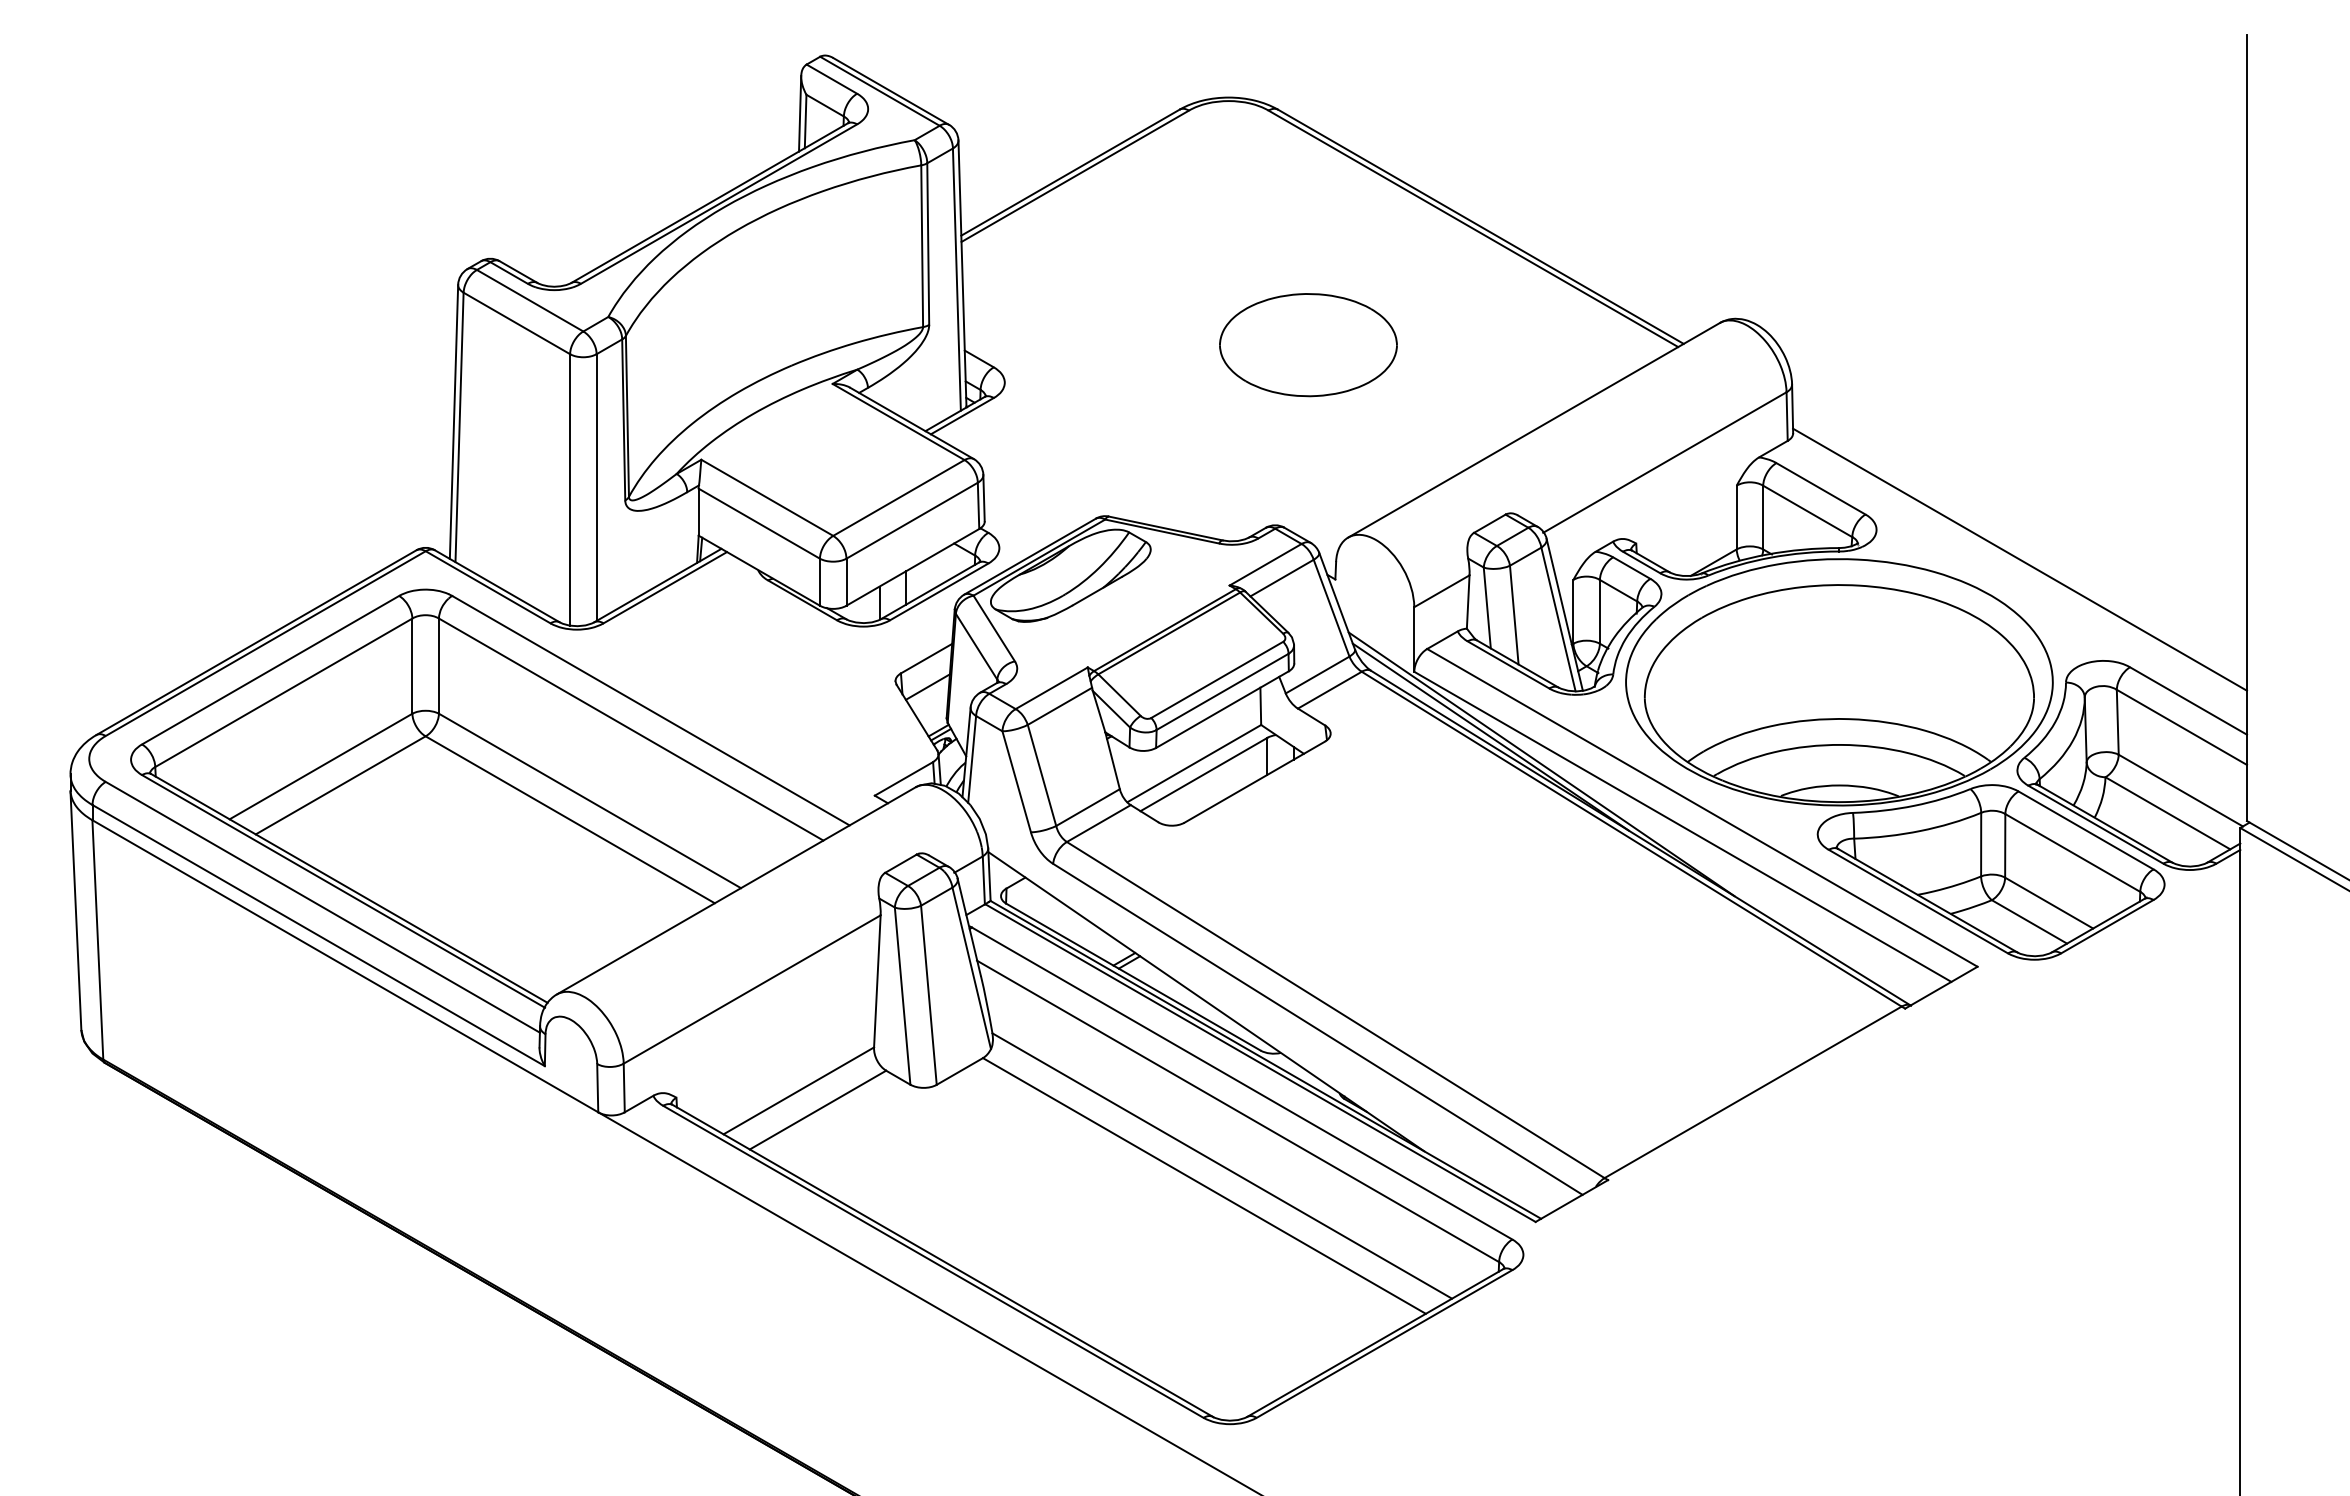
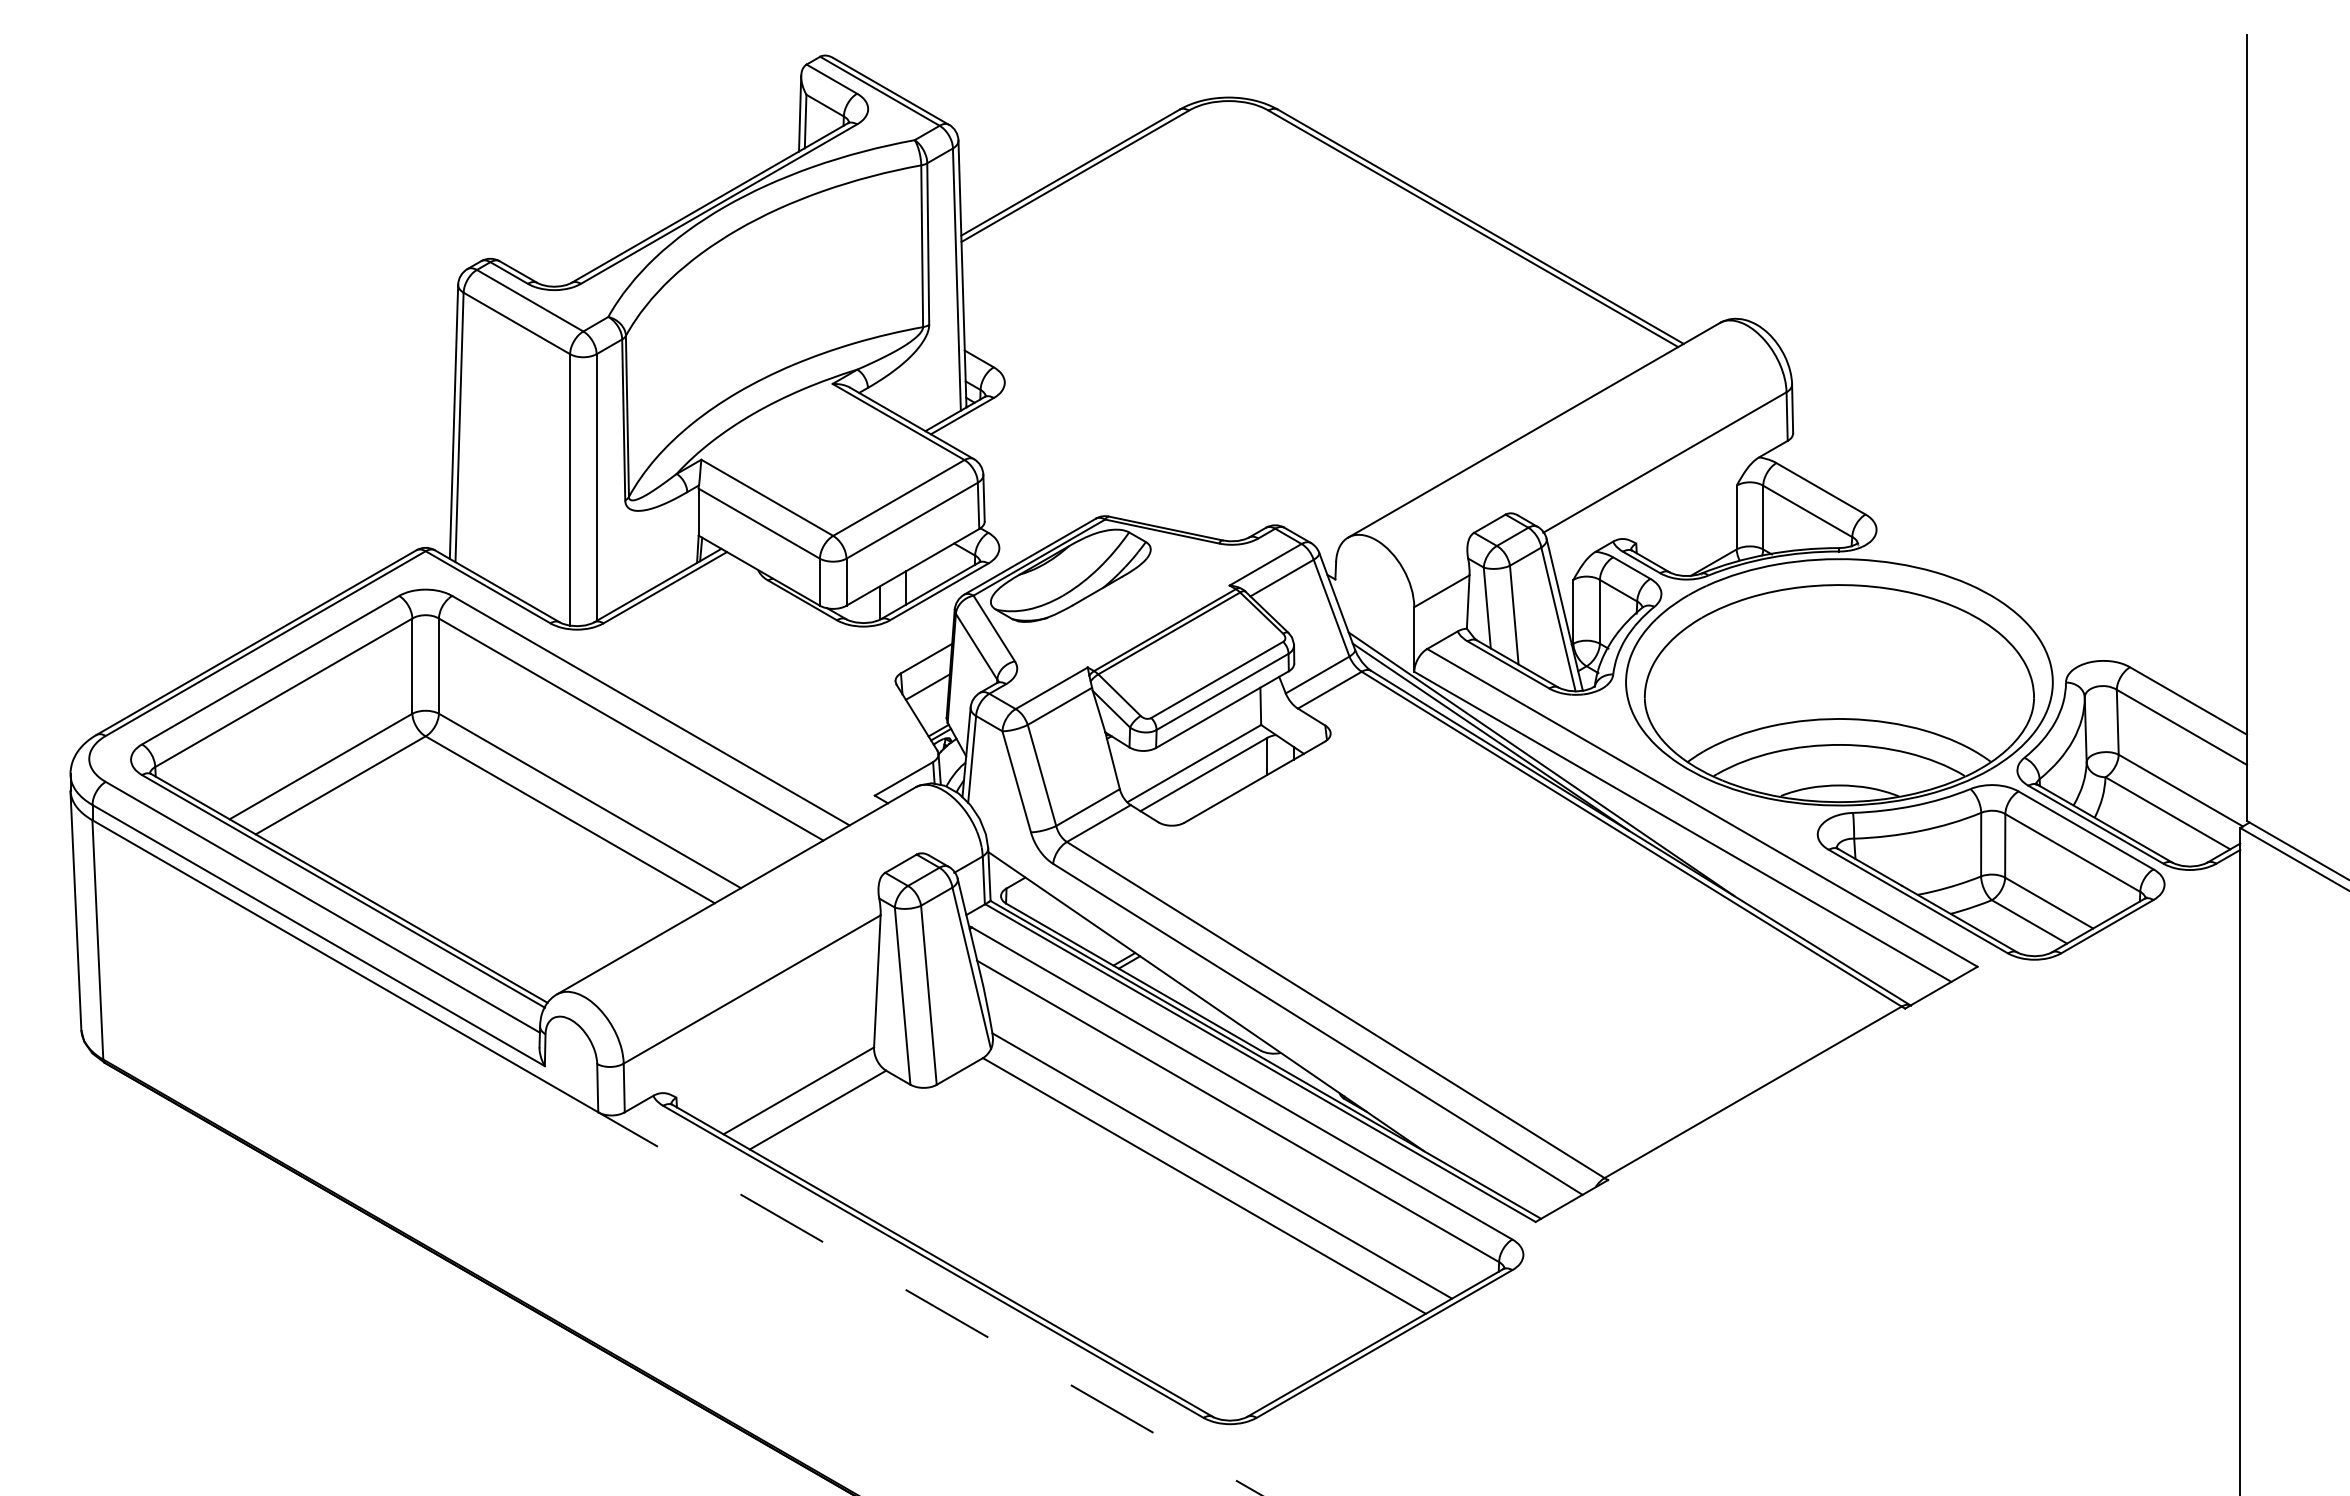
part: present -> none (1308, 345)
line: present -> none (2020, 559)
line: solid -> dashed (929, 1303)
